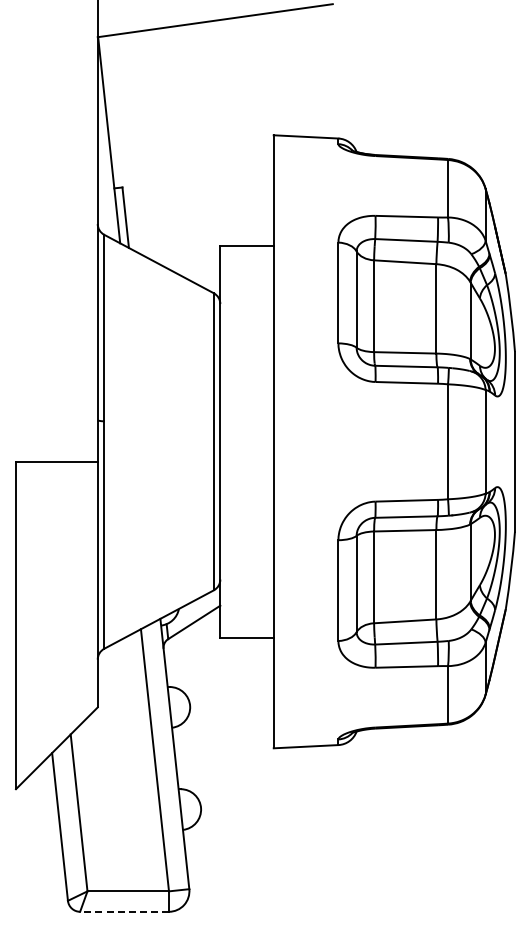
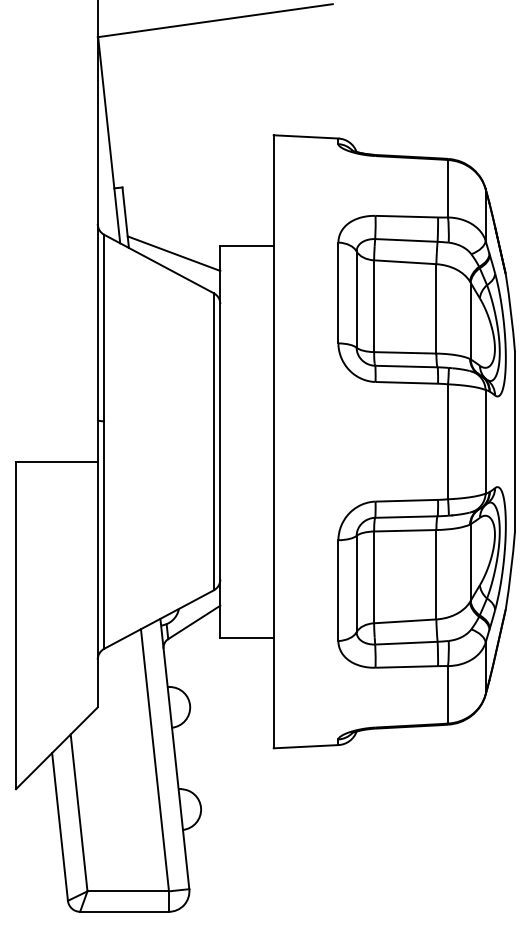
line: none -> present (173, 253)
line: dashed -> solid (124, 911)
